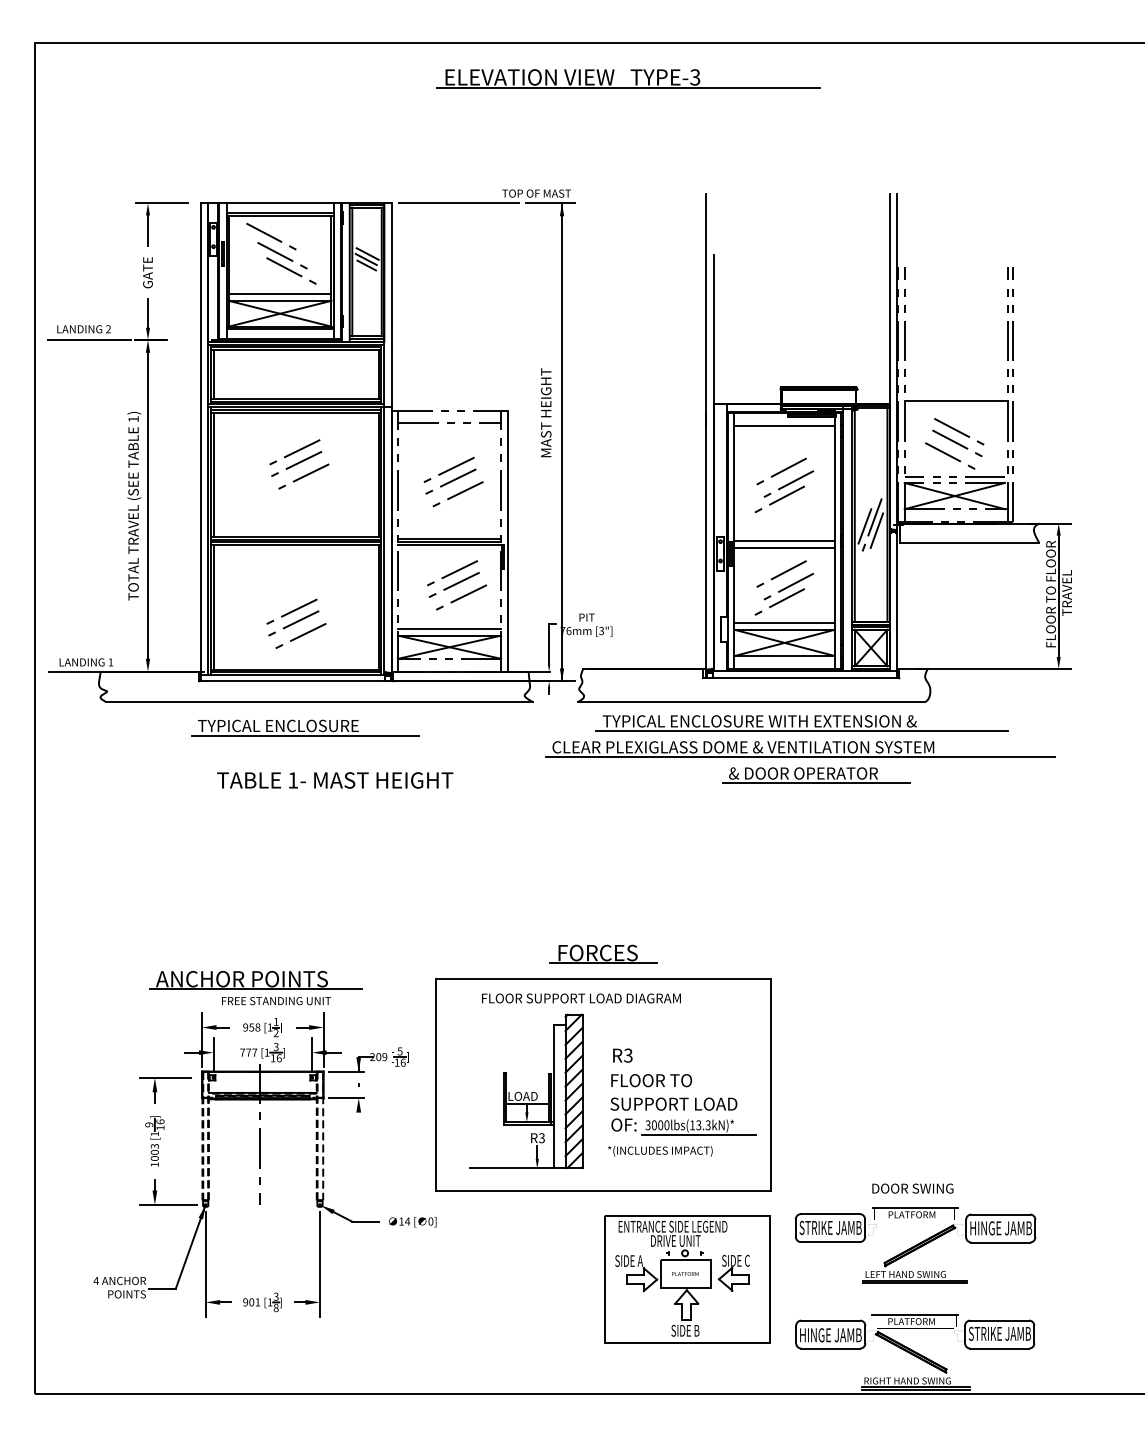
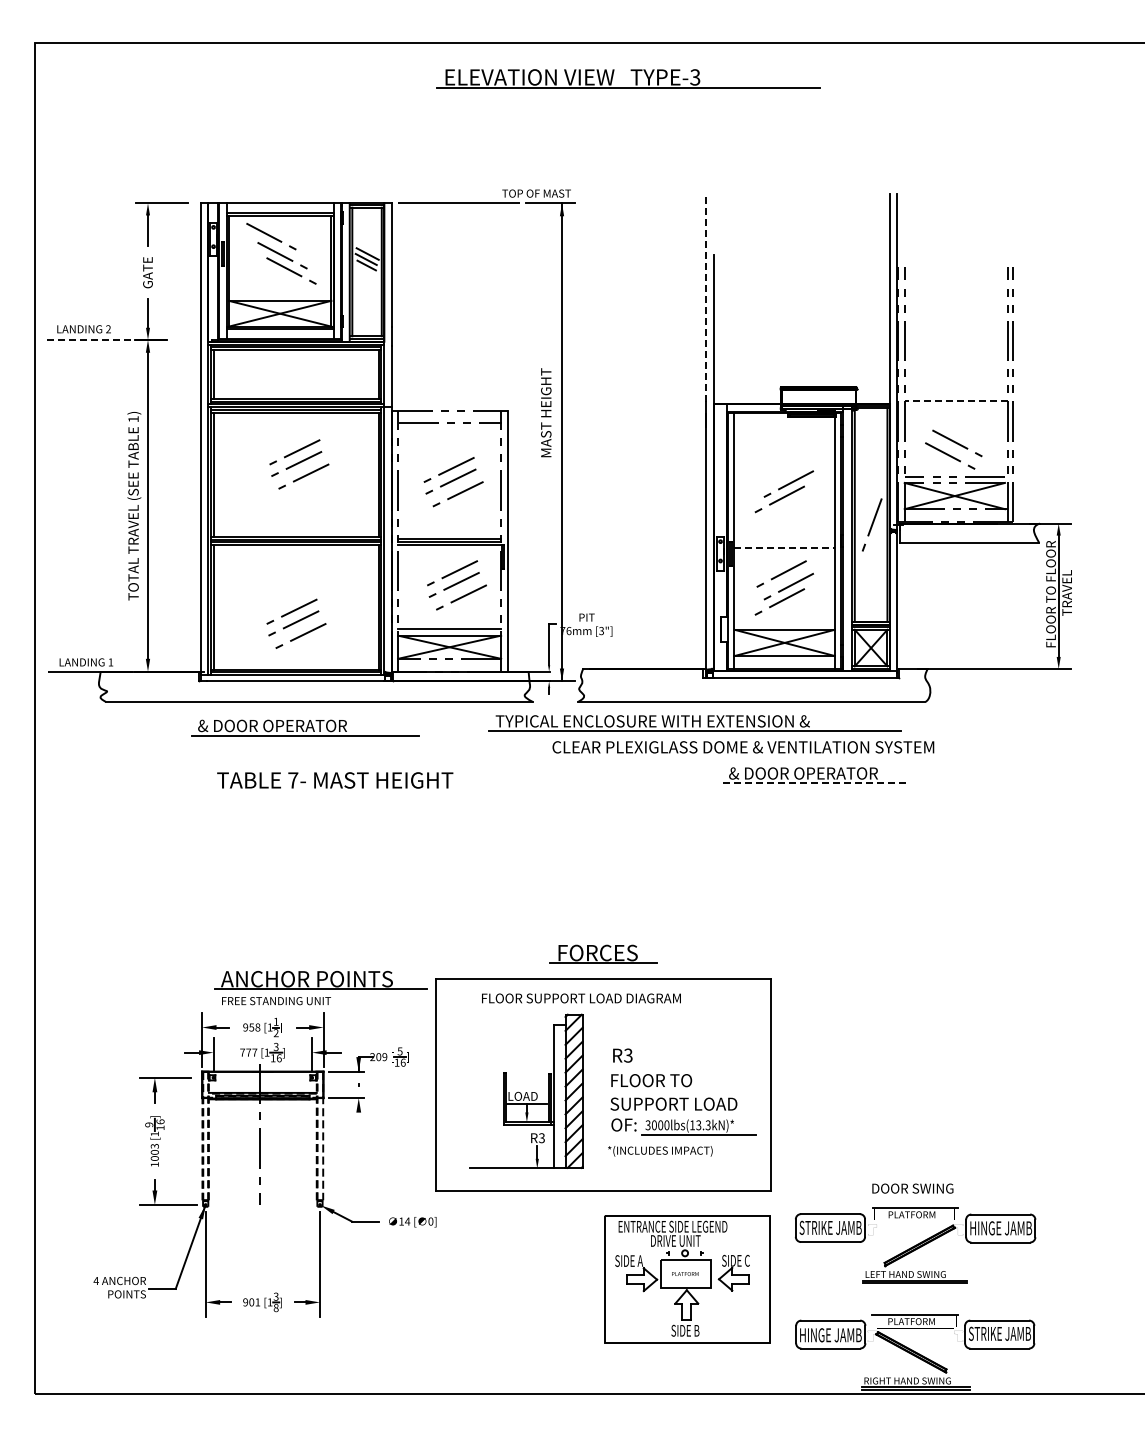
line: present -> none (279, 294)
line: solid -> dashed (706, 297)
line: solid -> dashed (89, 339)
line: solid -> dashed (956, 401)
line: present -> none (784, 425)
line: present -> none (959, 431)
line: present -> none (779, 472)
line: present -> none (864, 526)
line: present -> none (876, 530)
line: present -> none (784, 541)
line: solid -> dashed (785, 547)
line: present -> none (784, 623)
part position: (801, 723) -> (694, 723) (694, 723)
text: TYPICAL ENCLOSURE -> & DOOR OPERATOR (278, 725)
line: present -> none (799, 757)
text: 1- -> 7- (293, 780)
line: solid -> dashed (816, 783)
part position: (255, 980) -> (320, 980) (320, 980)
